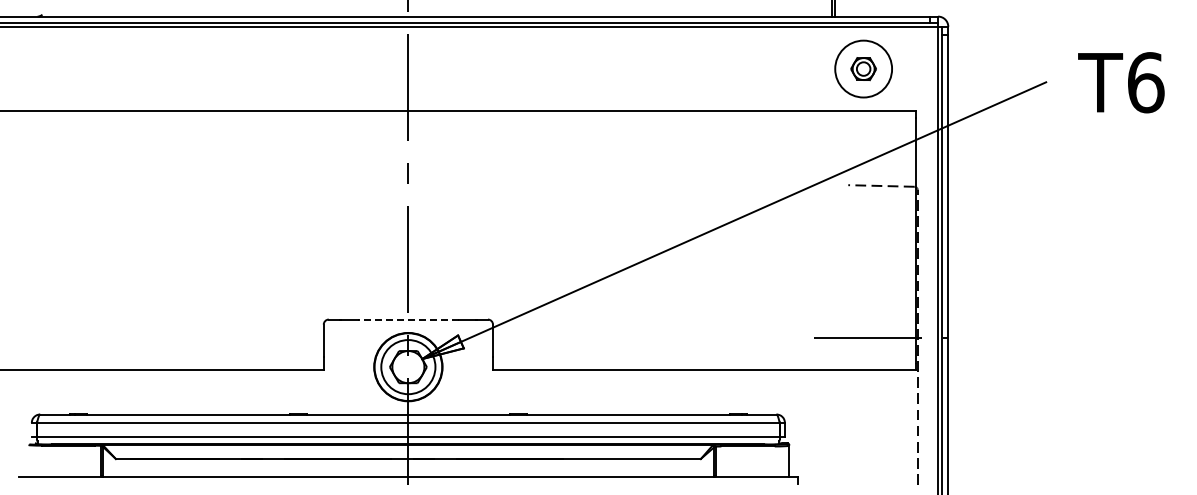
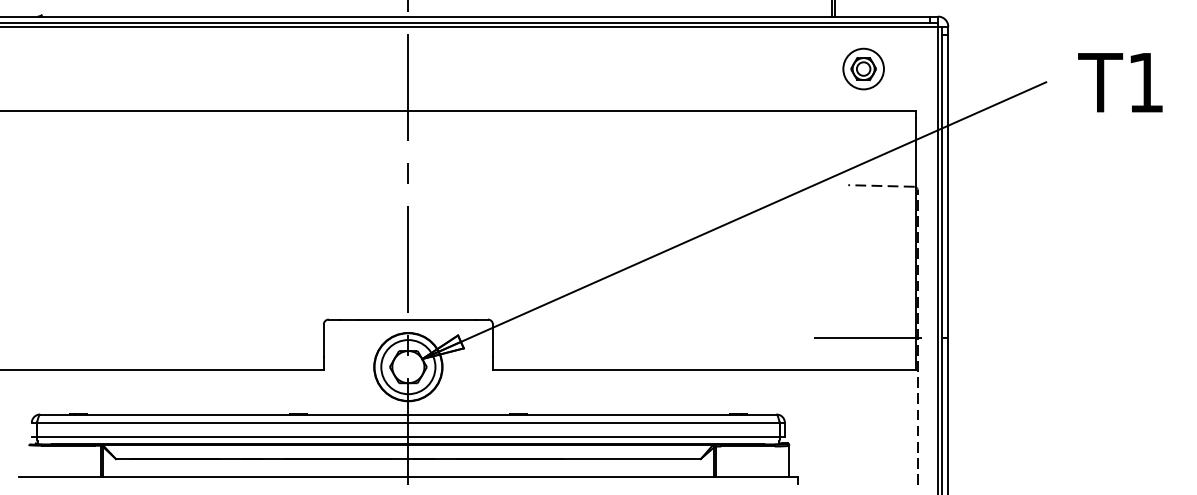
circle diameter: 57 px -> 41 px (863, 68)
text: T6 -> T1 (1146, 82)
line: dashed -> solid (407, 319)
